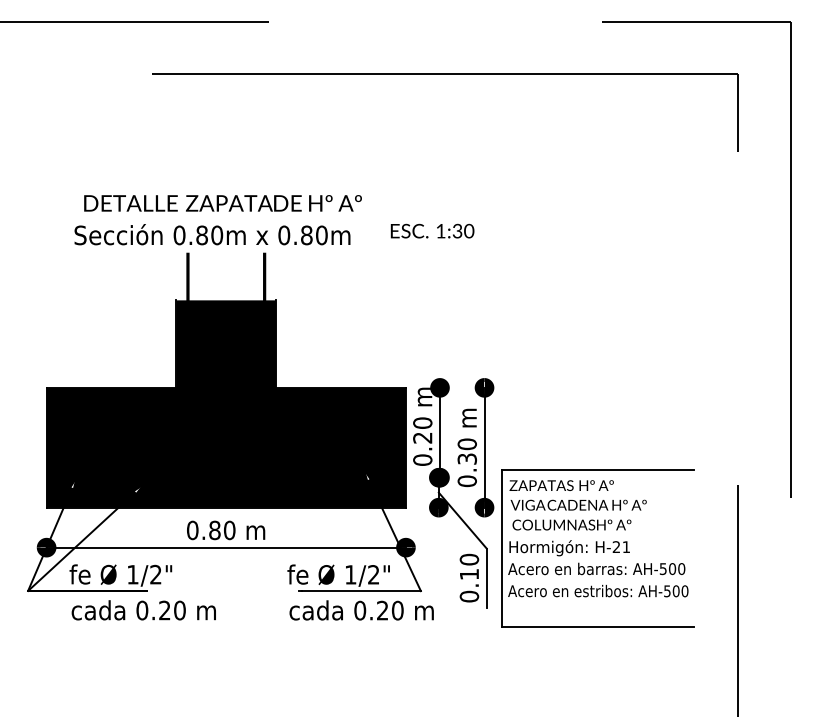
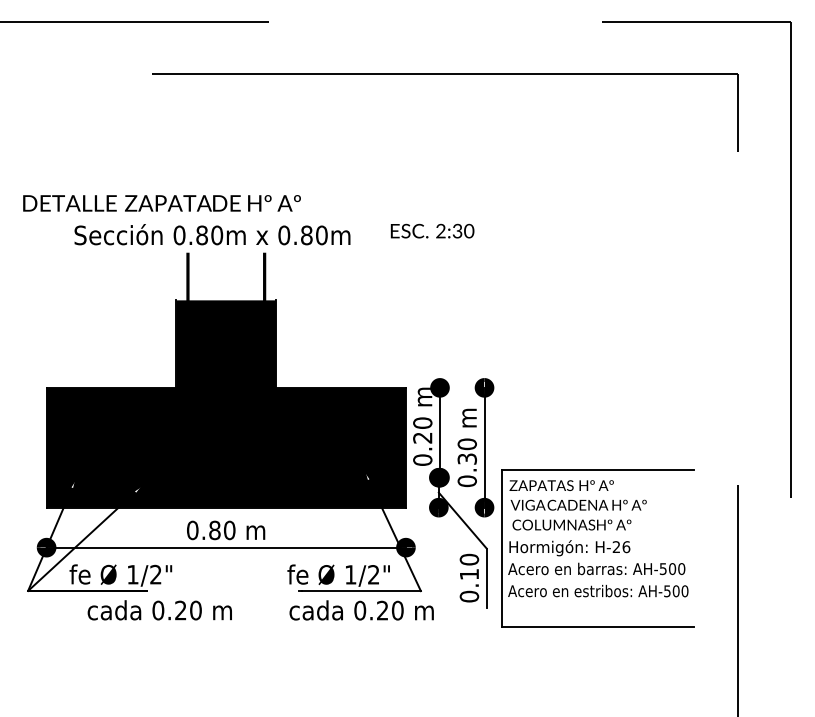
text position: (222, 203) -> (161, 203) (161, 203)
text: 1:30 -> 2:30 (440, 230)
text: H-21 -> H-26 (626, 547)
text position: (143, 610) -> (159, 610) (159, 610)
